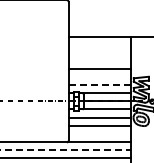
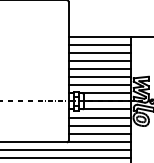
line: none -> present (99, 44)
line: none -> present (99, 53)
line: none -> present (99, 61)
line: none -> present (99, 77)
line: dashed -> solid (100, 85)
line: none -> present (99, 133)
line: dashed -> solid (65, 149)
